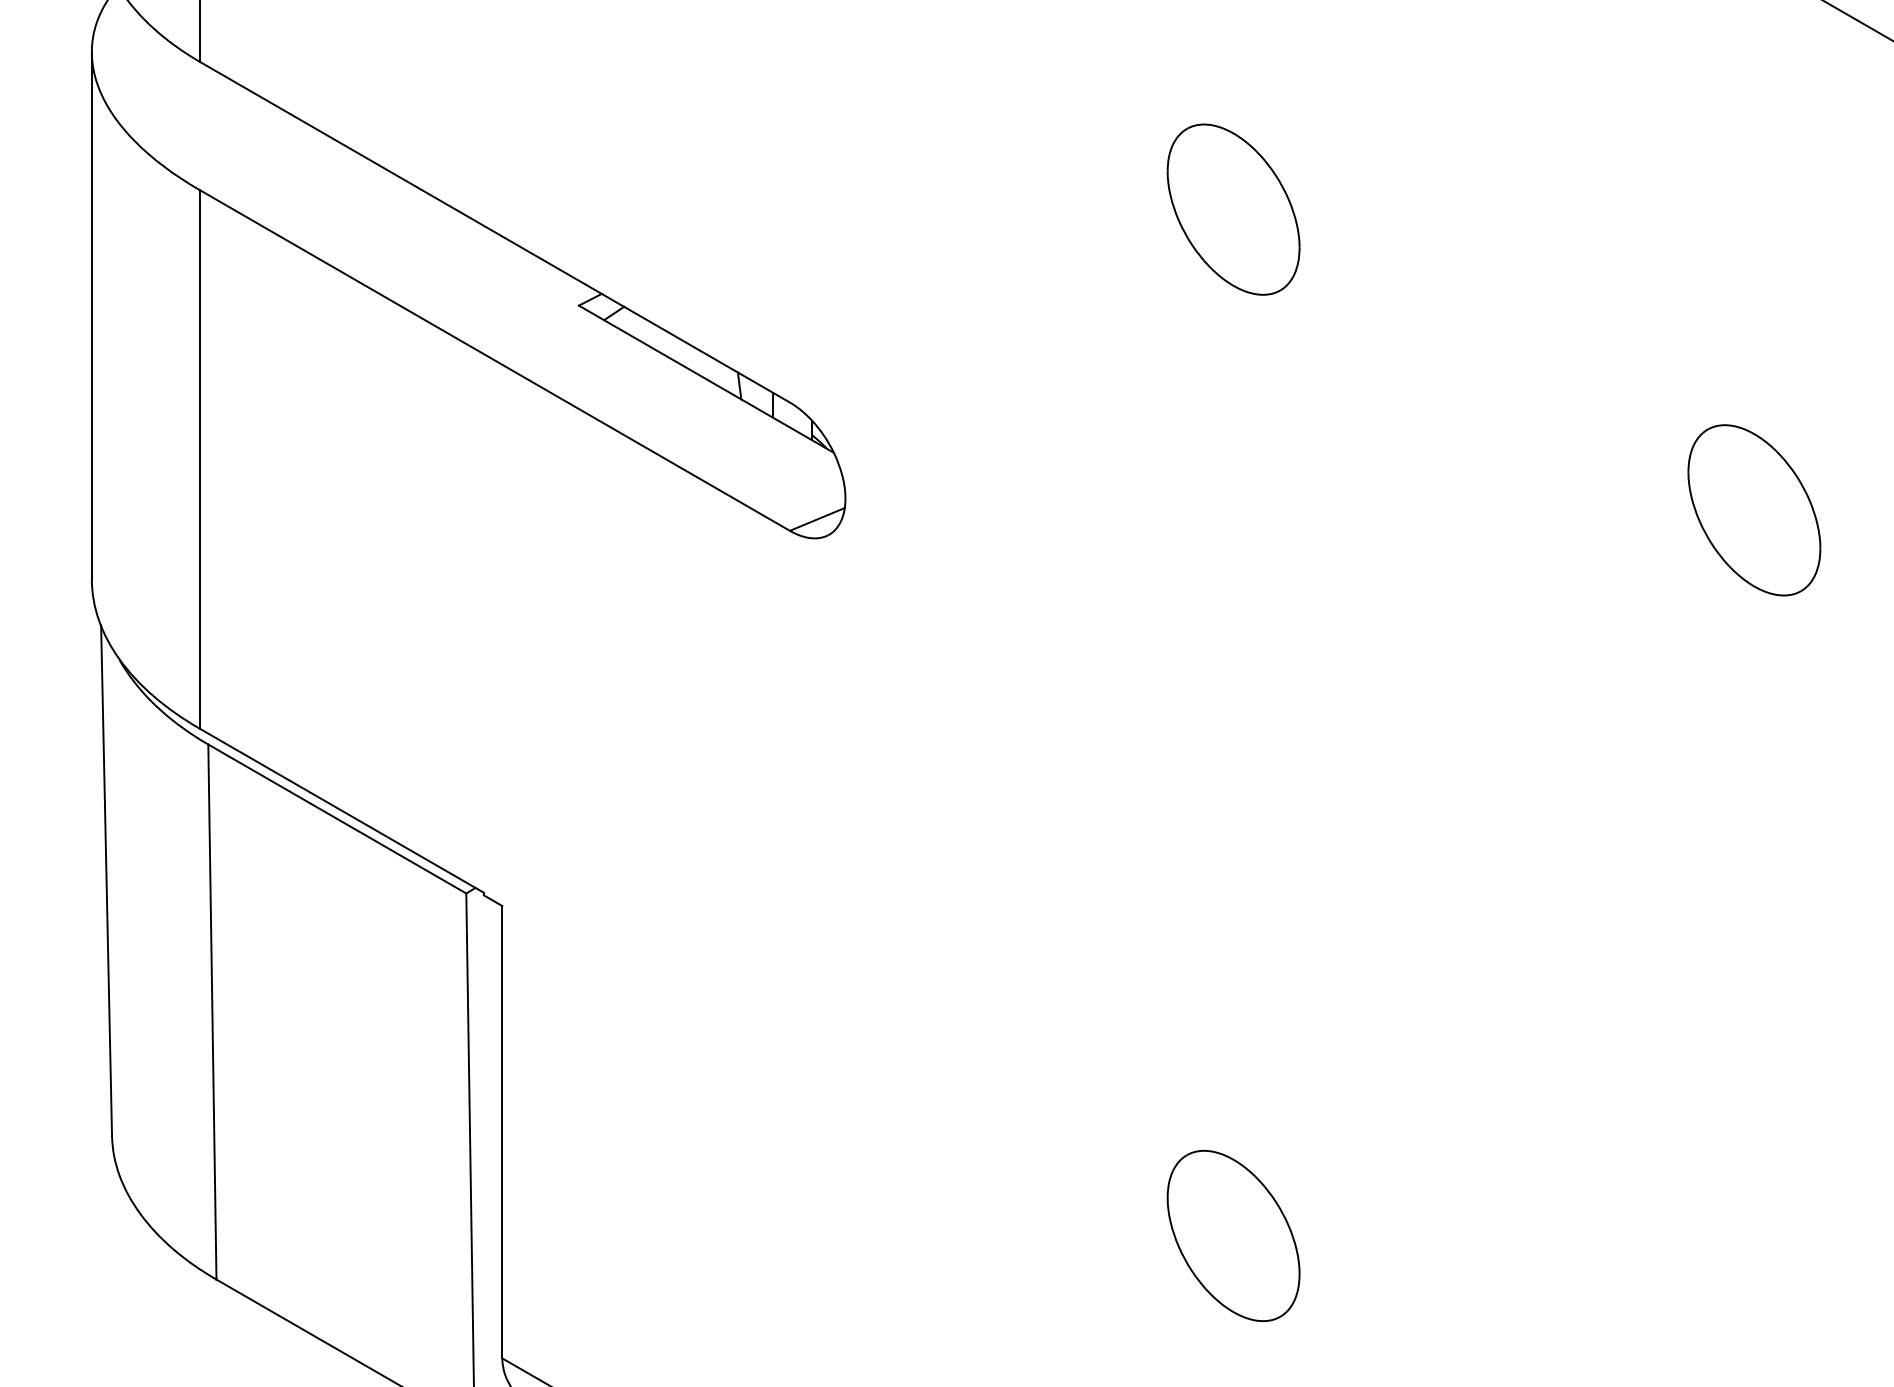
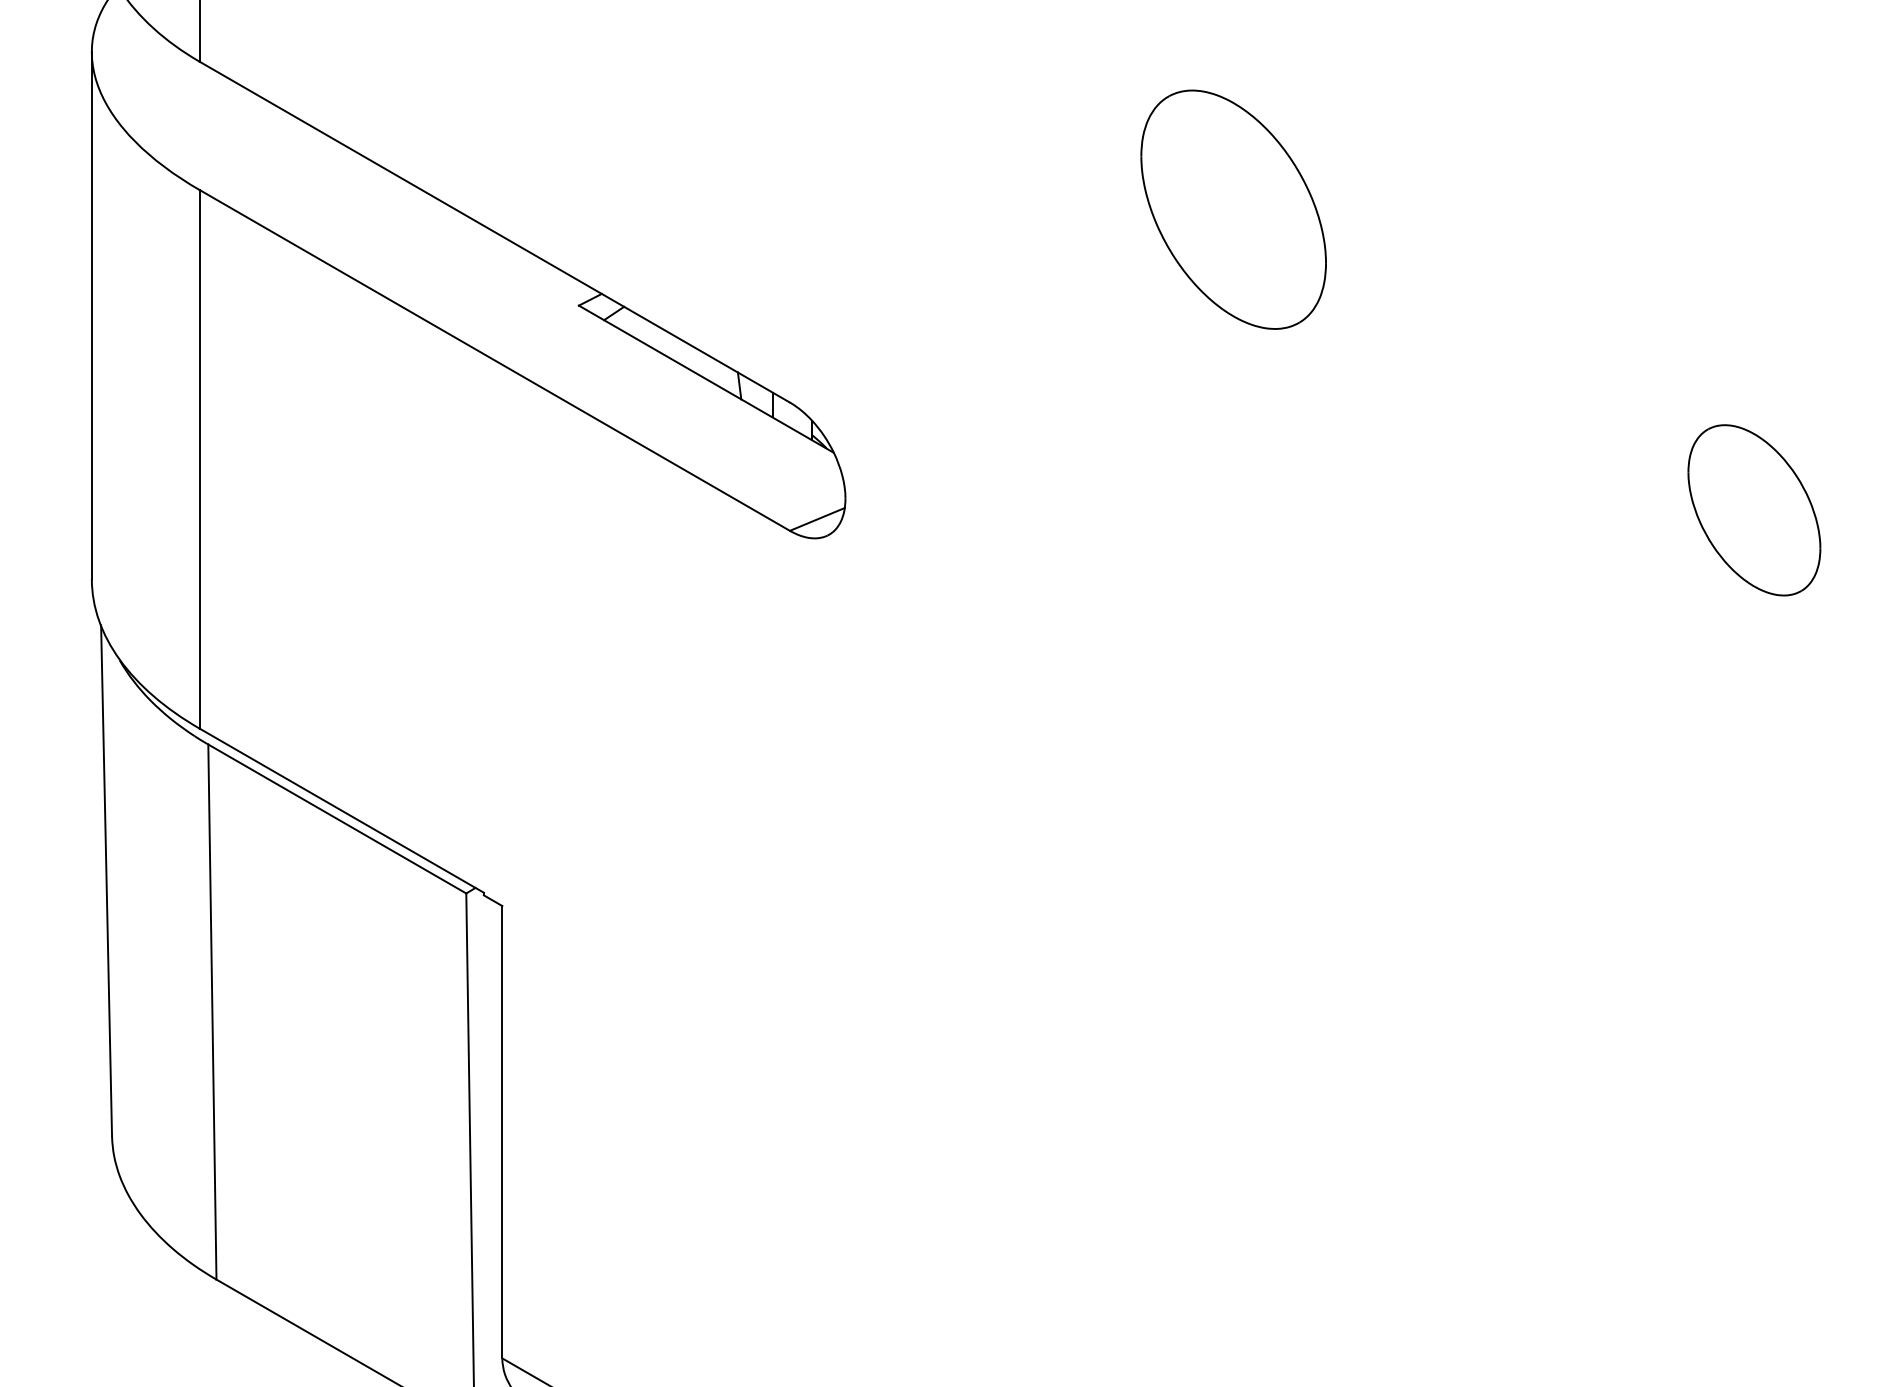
line: present -> none (1858, 20)
part size: 135x173 px -> 187x241 px (1233, 209)
part: present -> none (1233, 1235)
